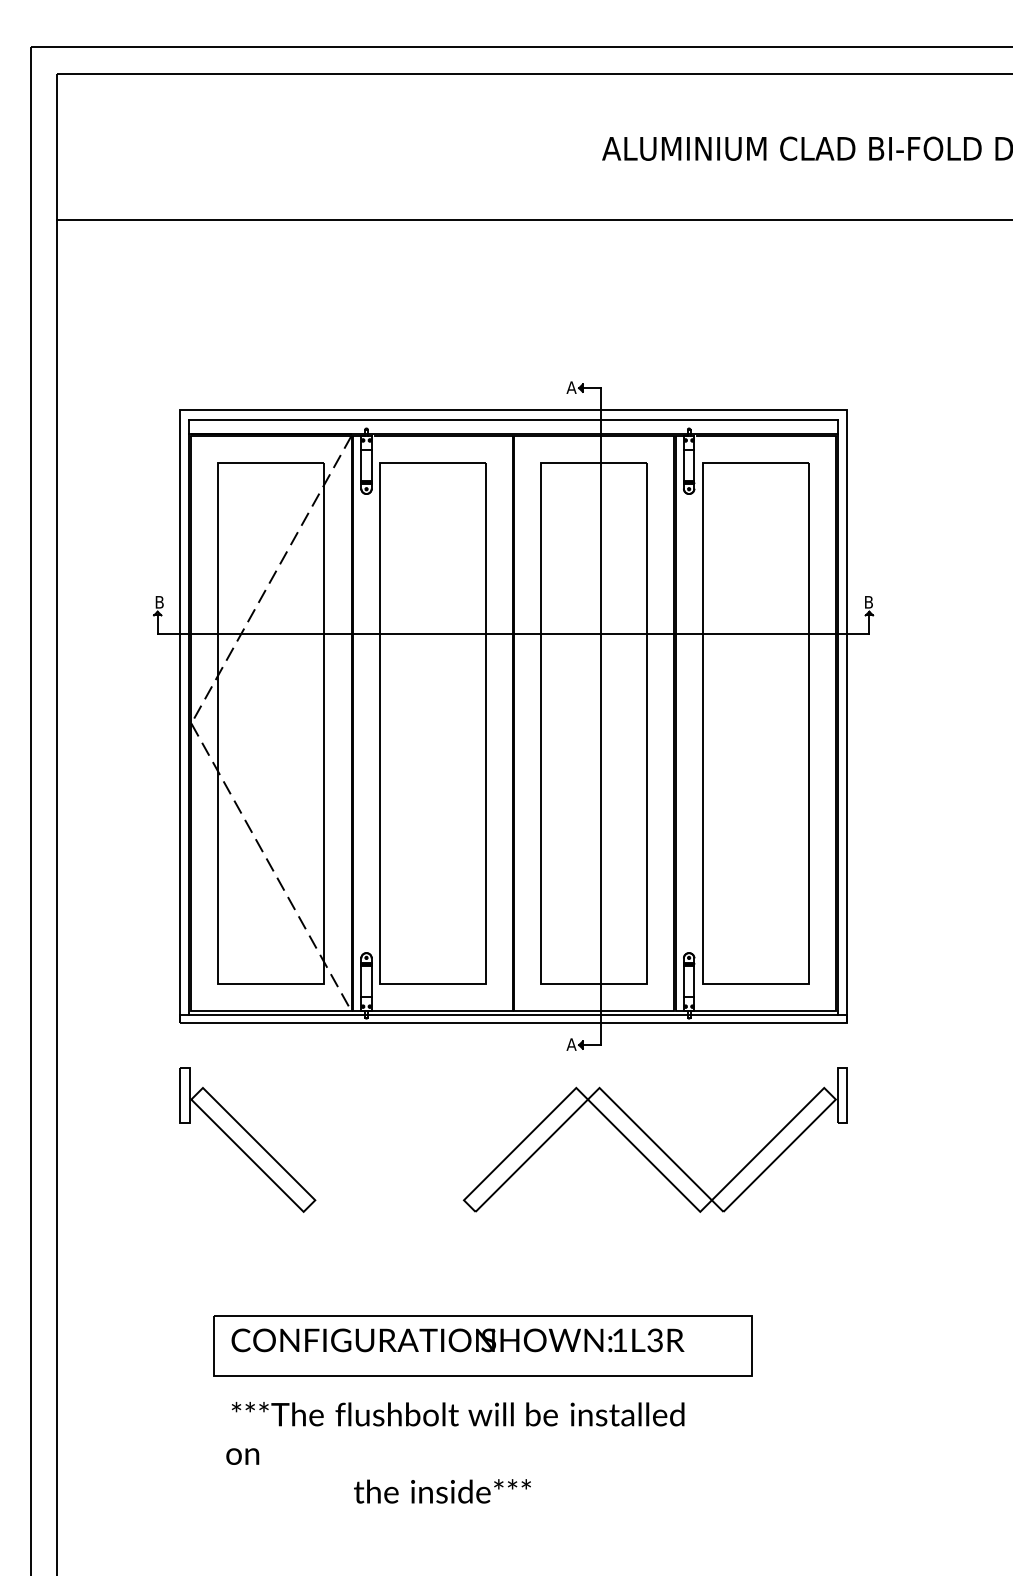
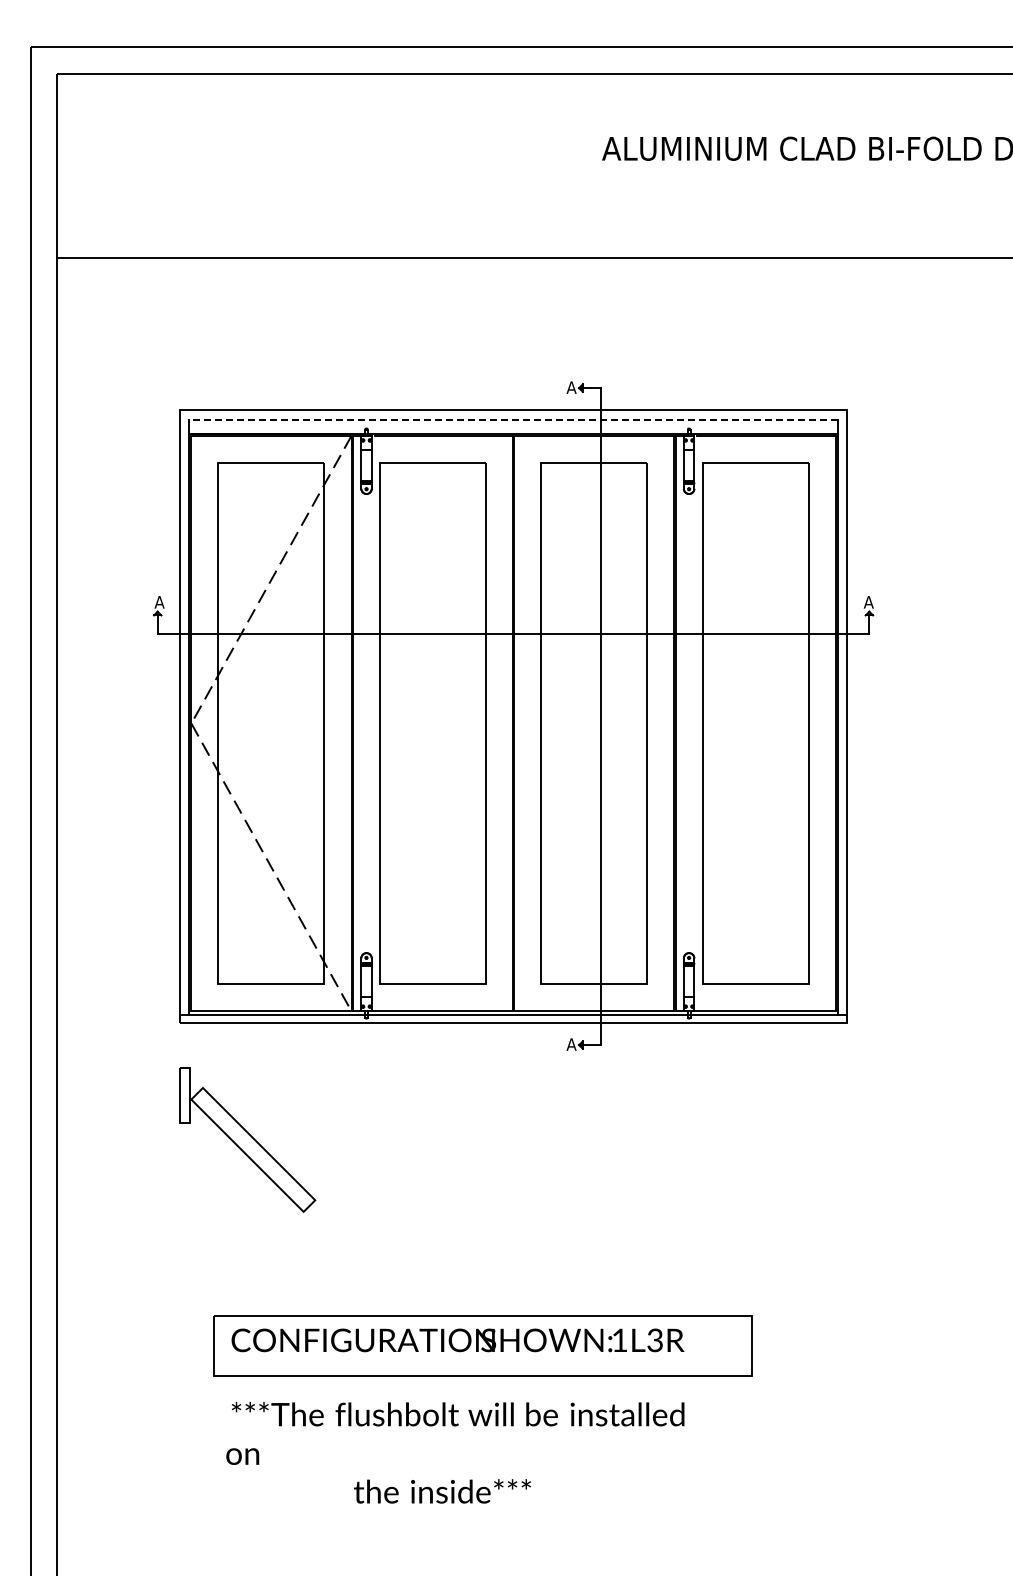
line position: (532, 219) -> (532, 257) (532, 257)
line: solid -> dashed (513, 419)
text: B -> A (159, 602)
text: B -> A (868, 602)
part: present -> none (654, 1139)
